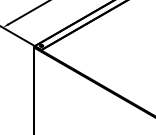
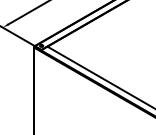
line: none -> present (99, 76)
